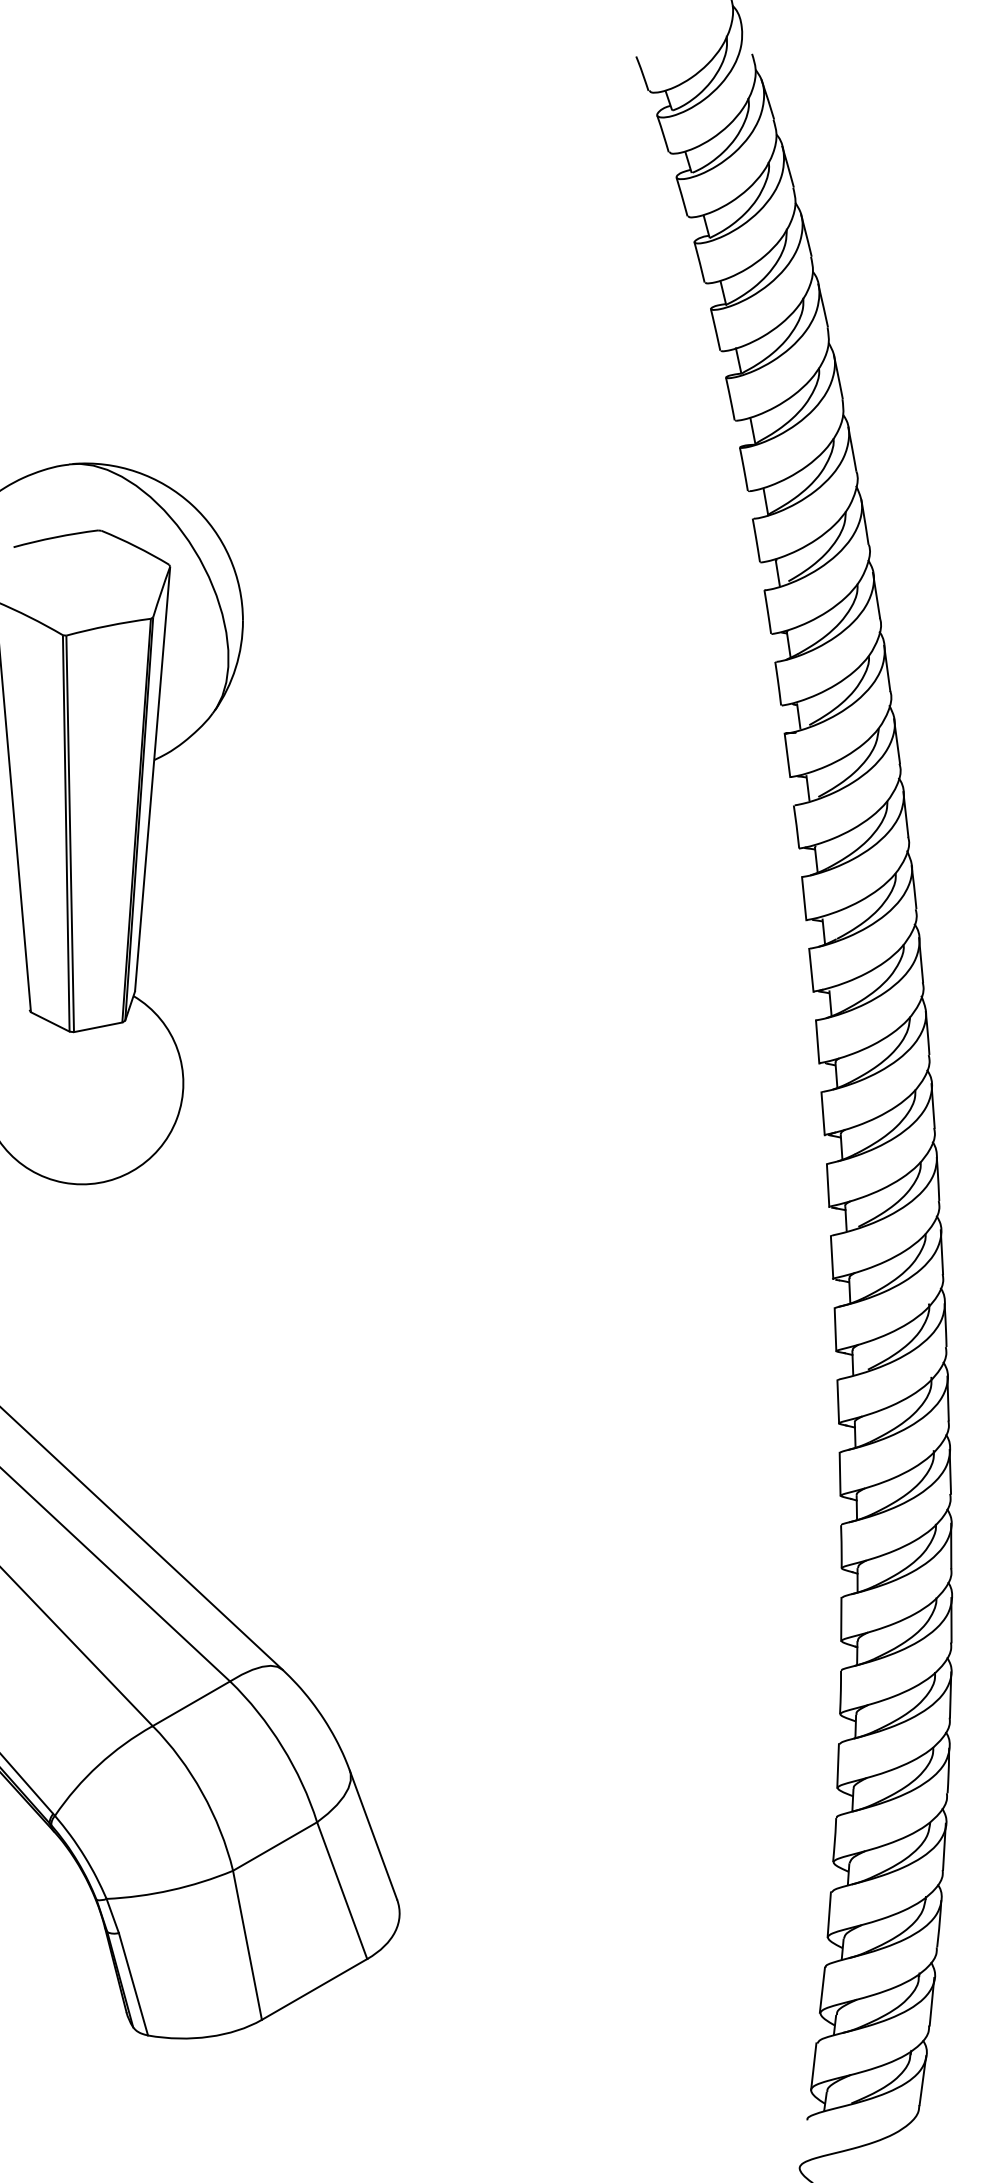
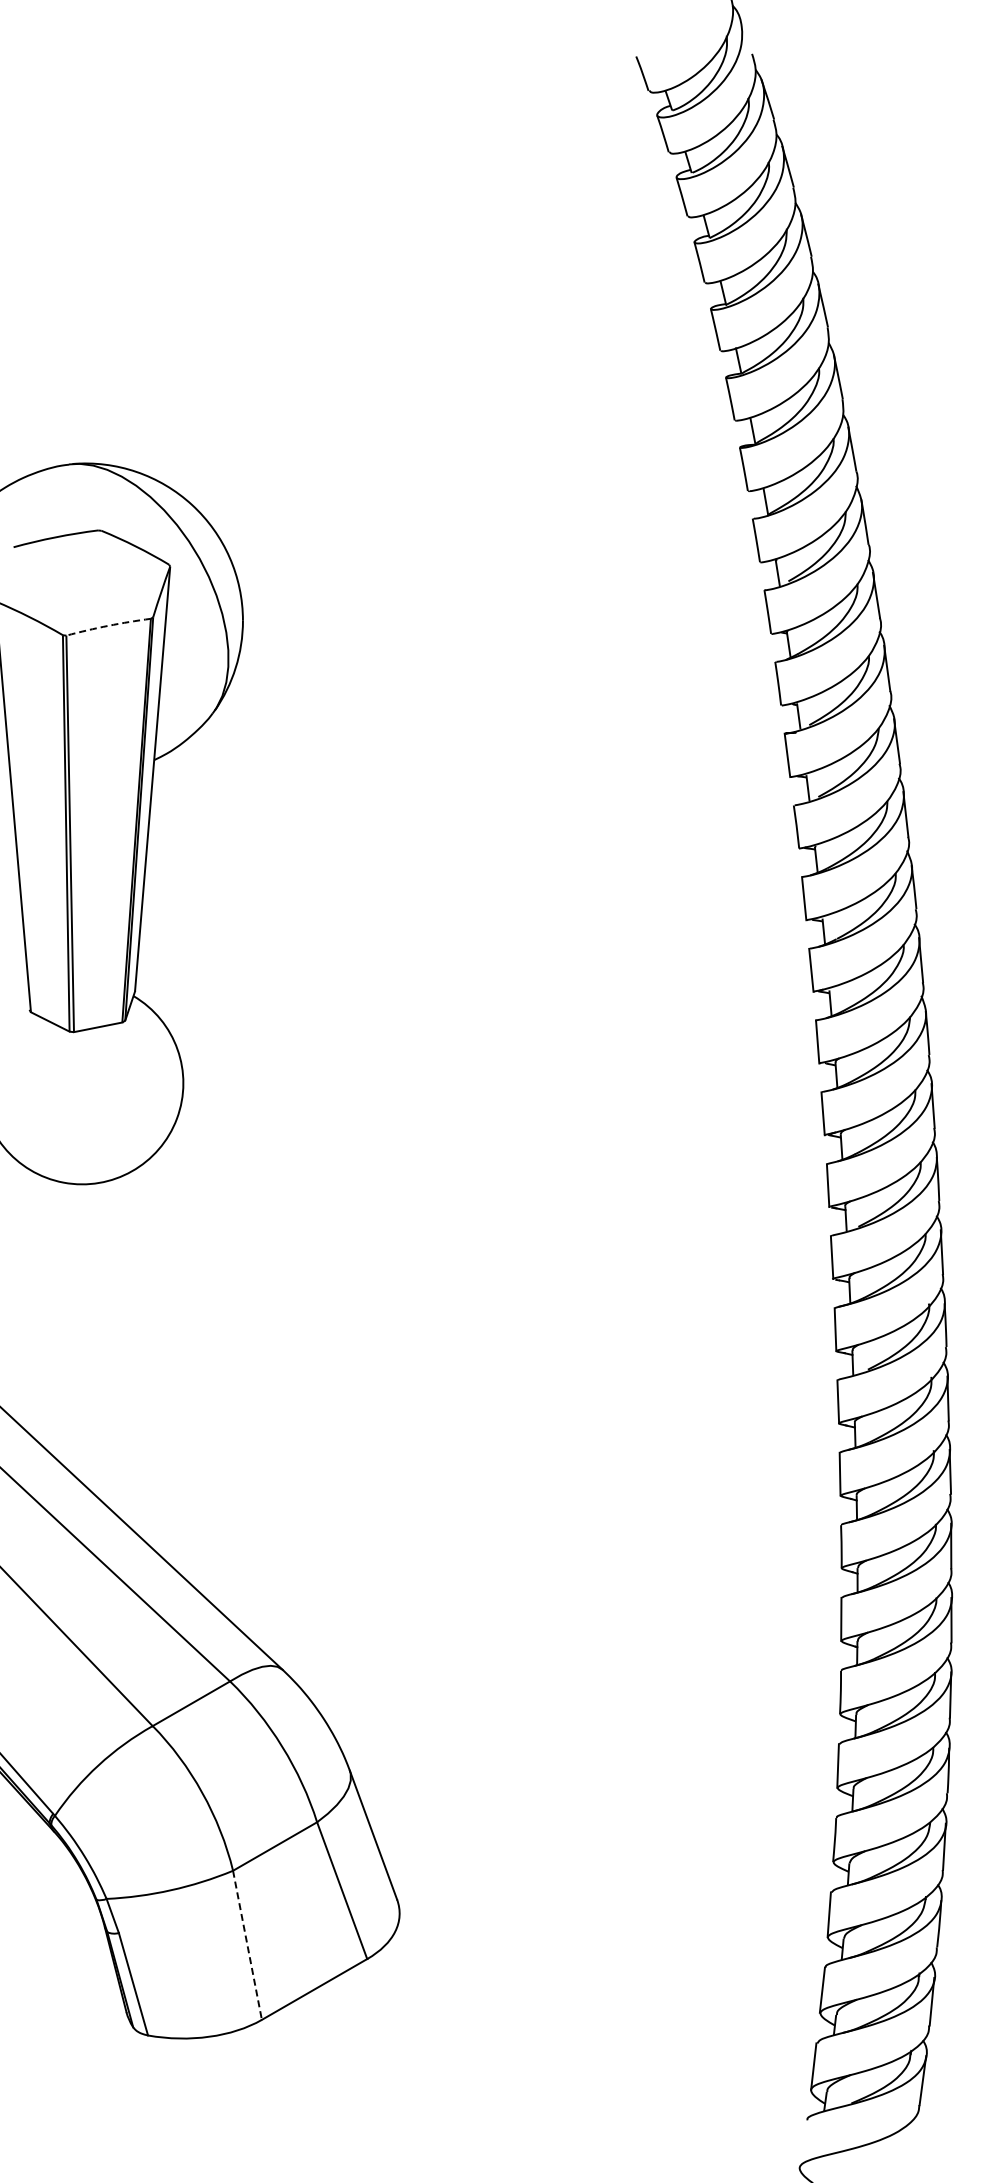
arc: solid -> dashed (108, 625)
line: solid -> dashed (247, 1945)
